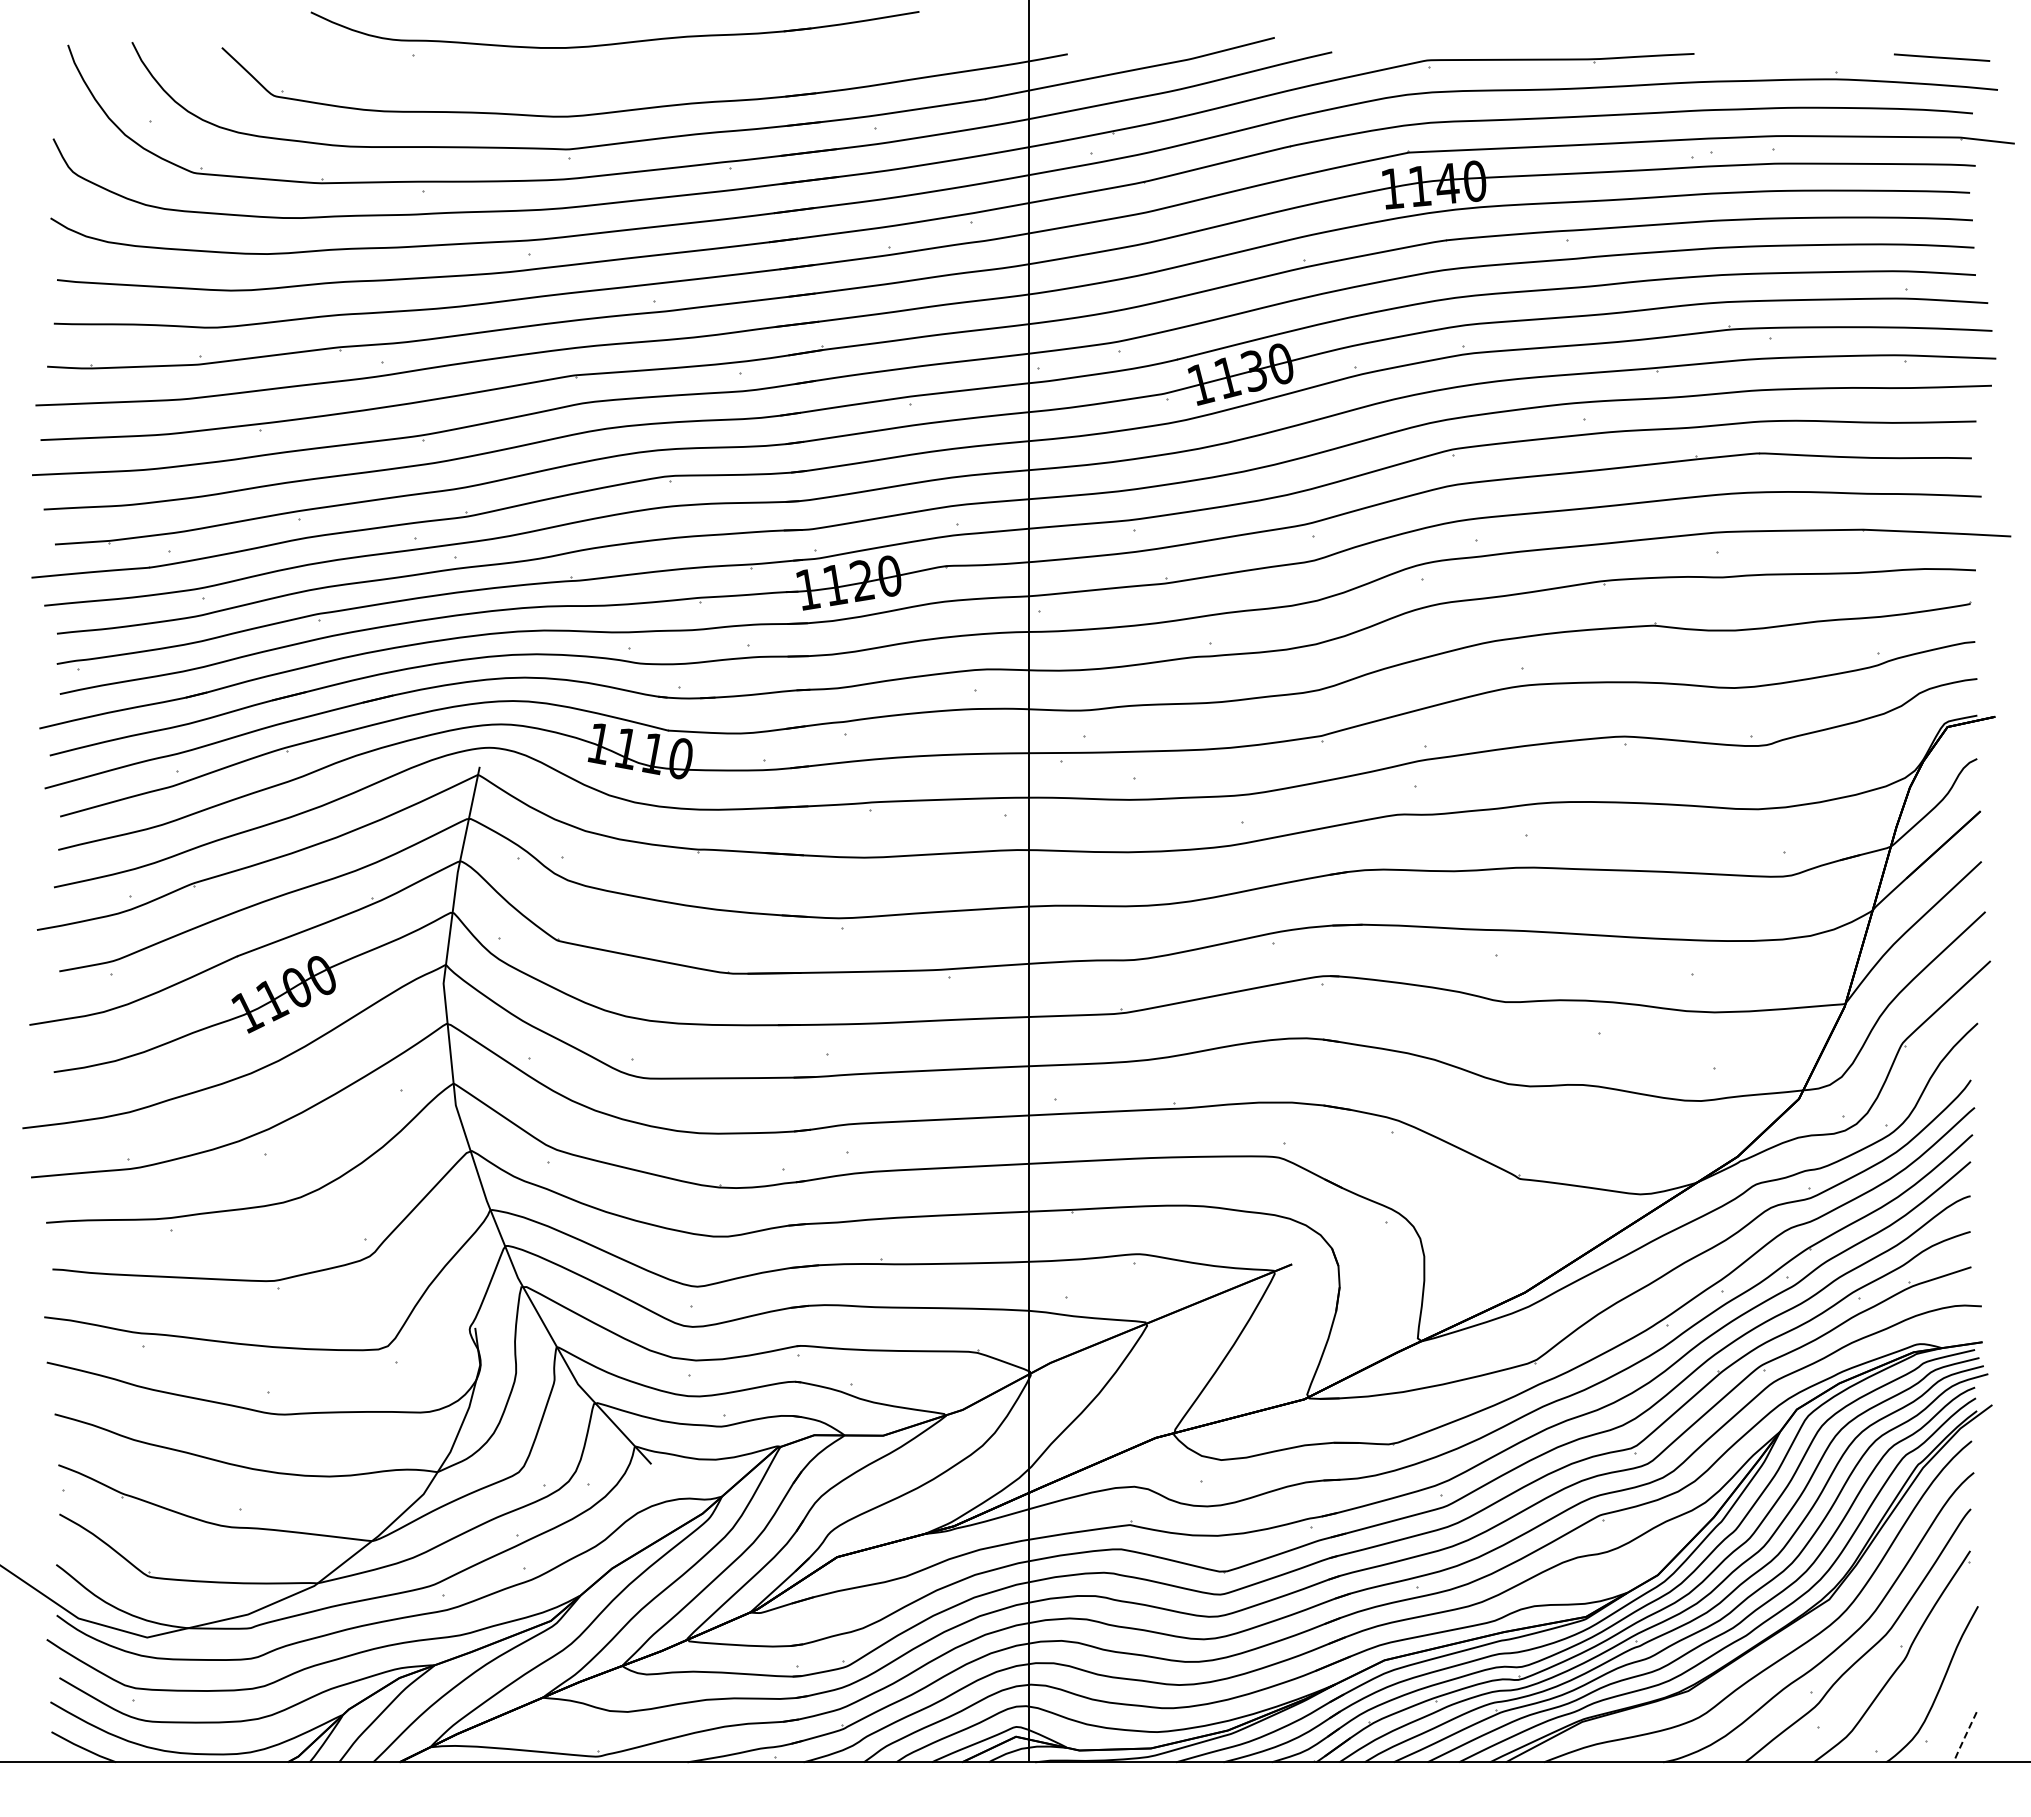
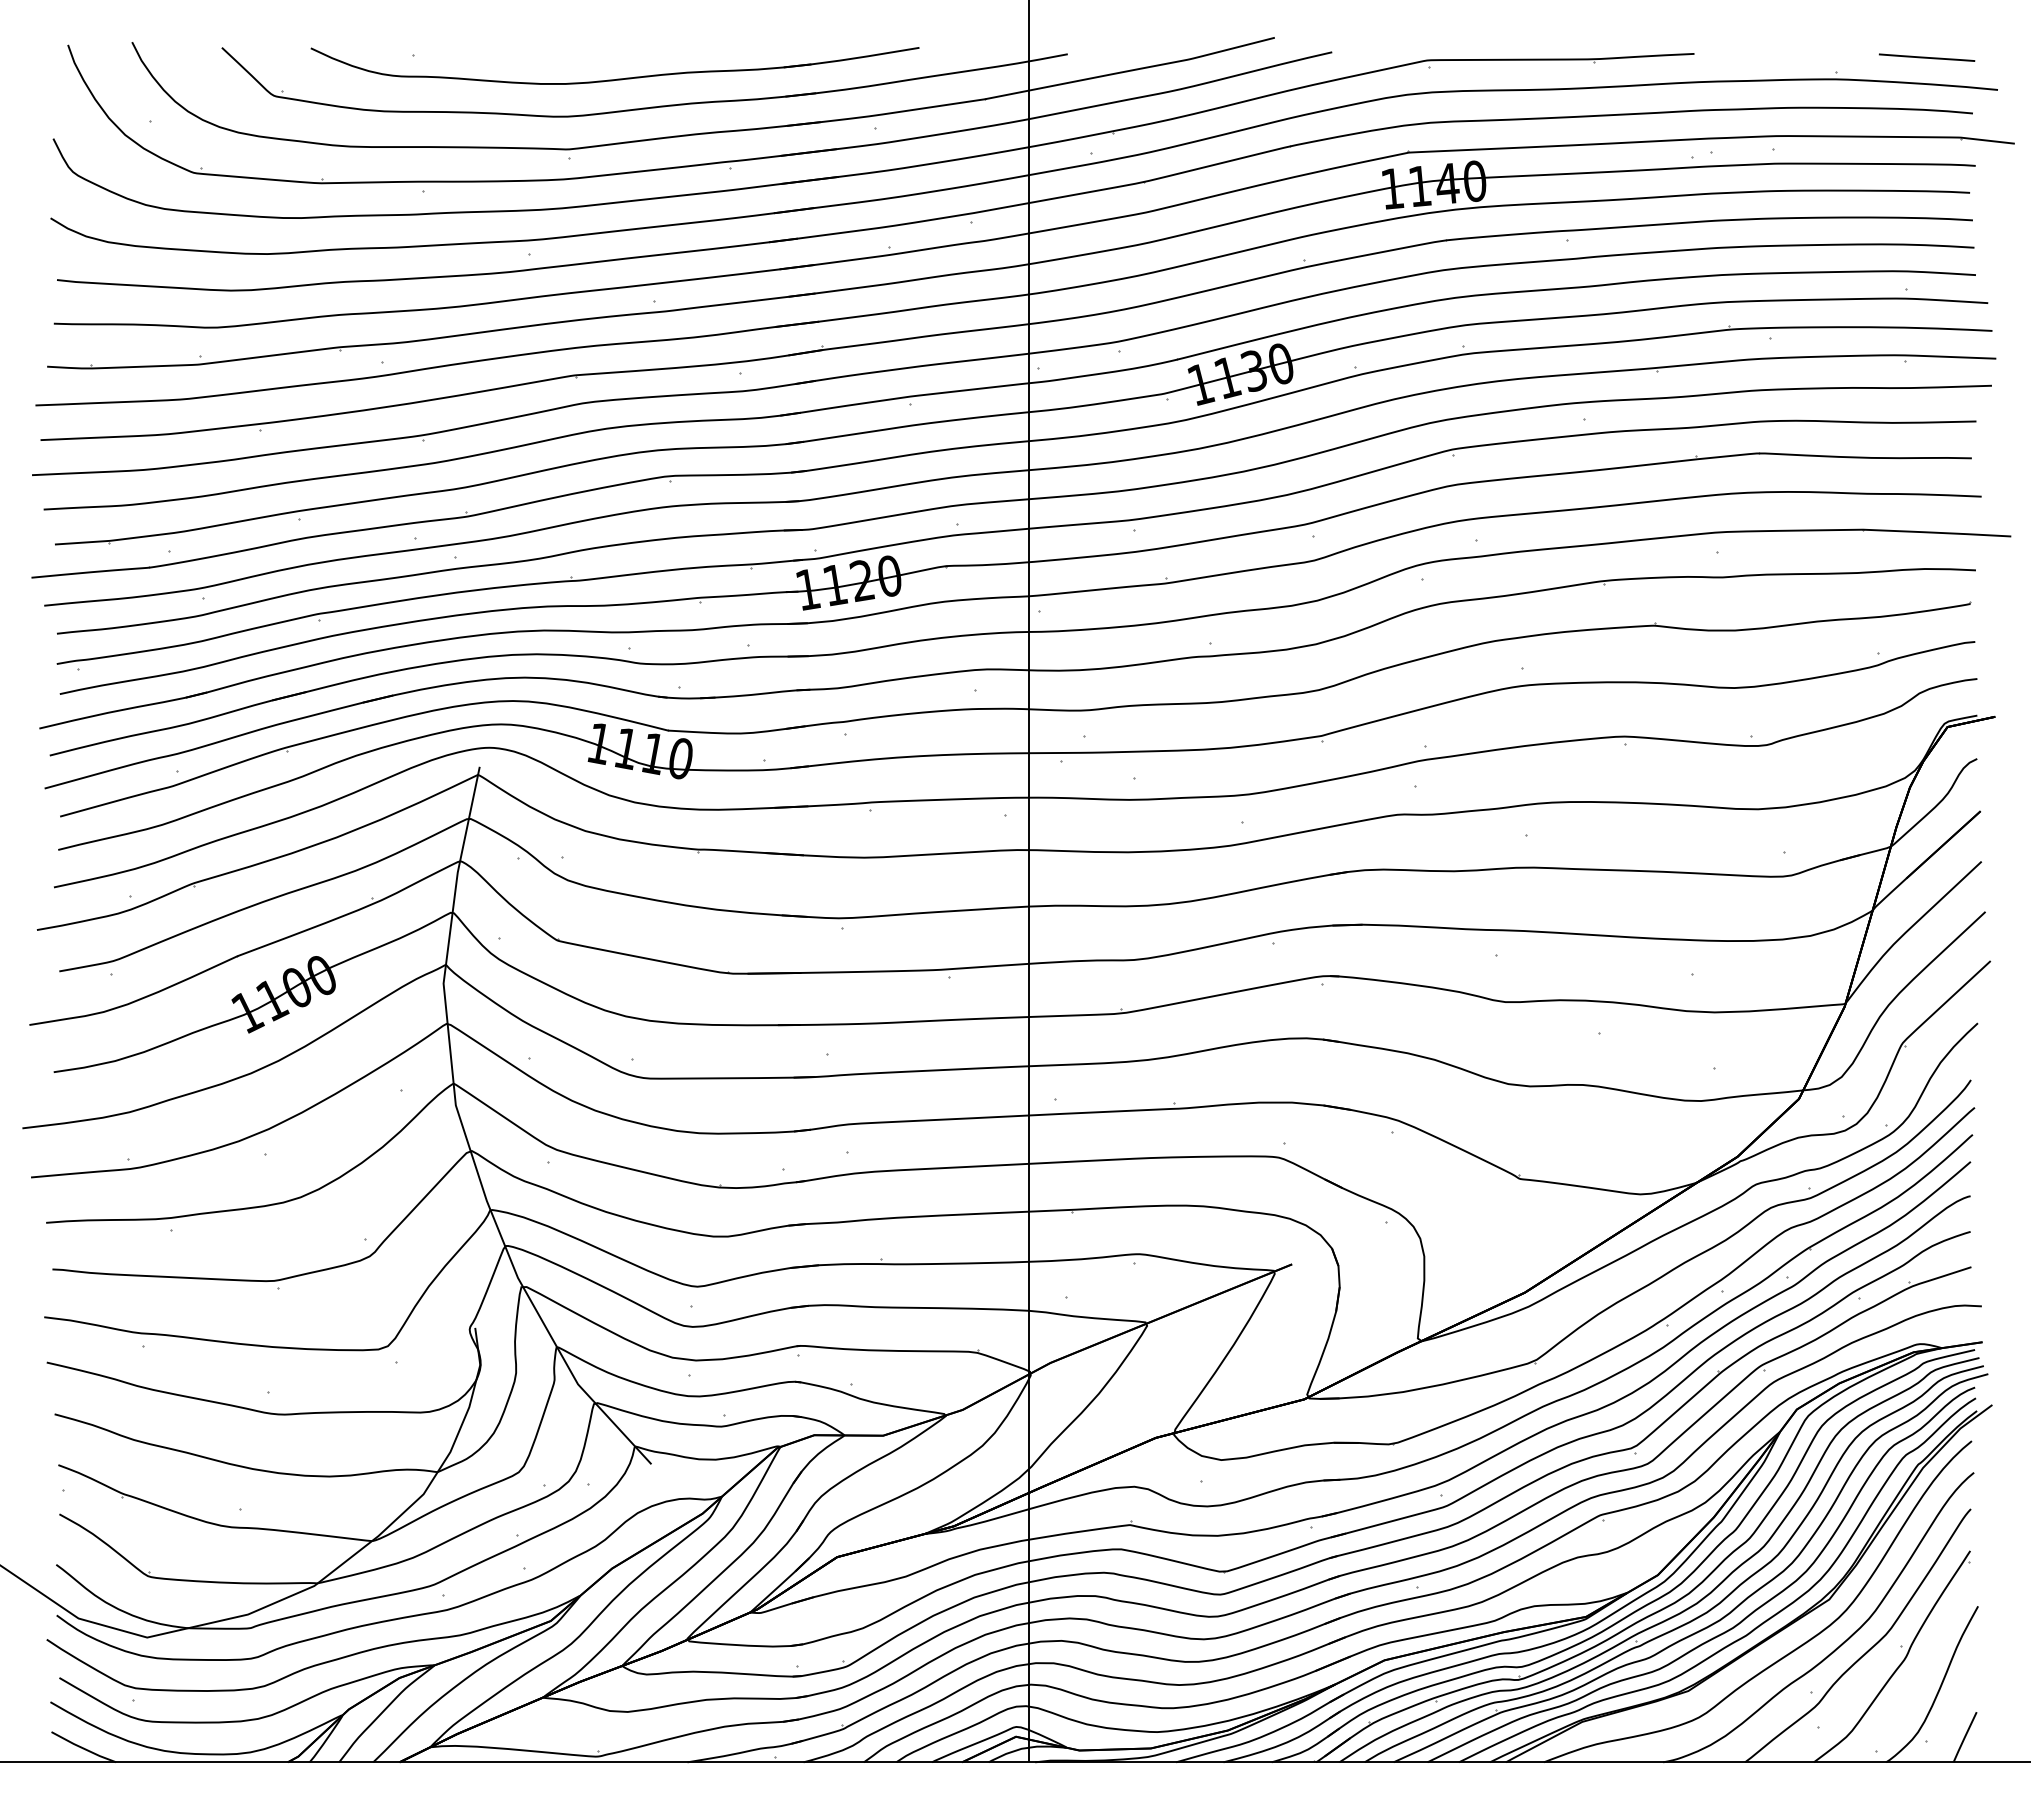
part position: (617, 42) -> (617, 78) (617, 78)
line position: (1941, 57) -> (1926, 57) (1926, 57)
line: dashed -> solid (1964, 1737)
